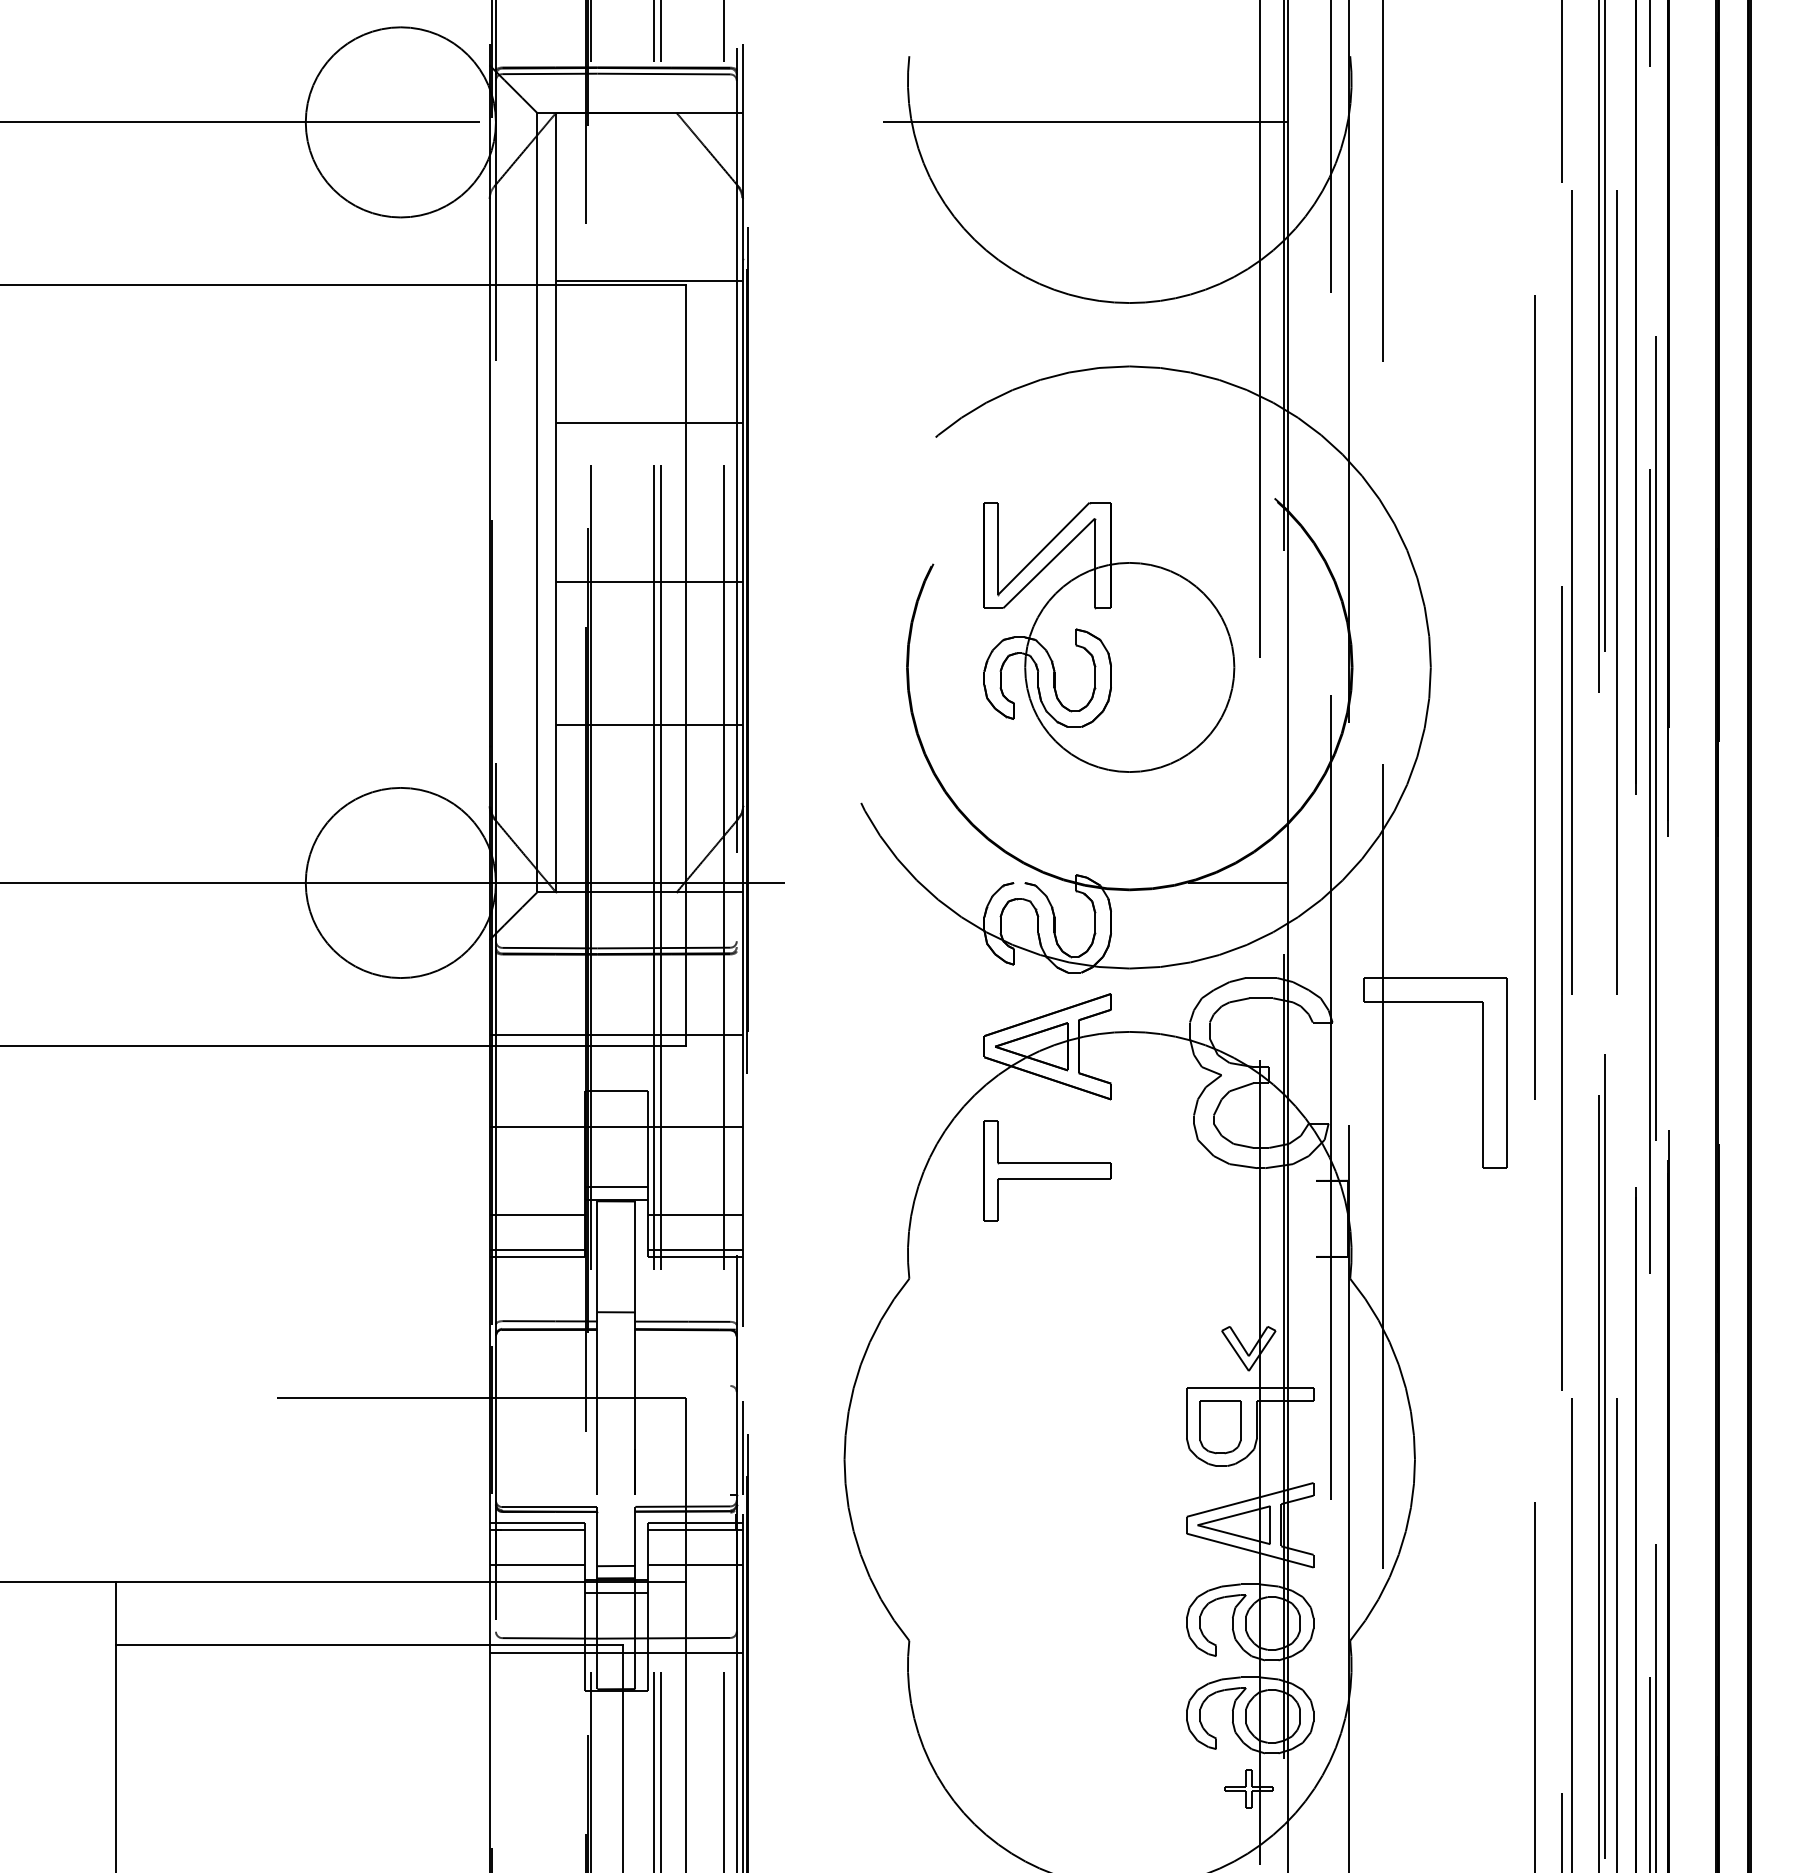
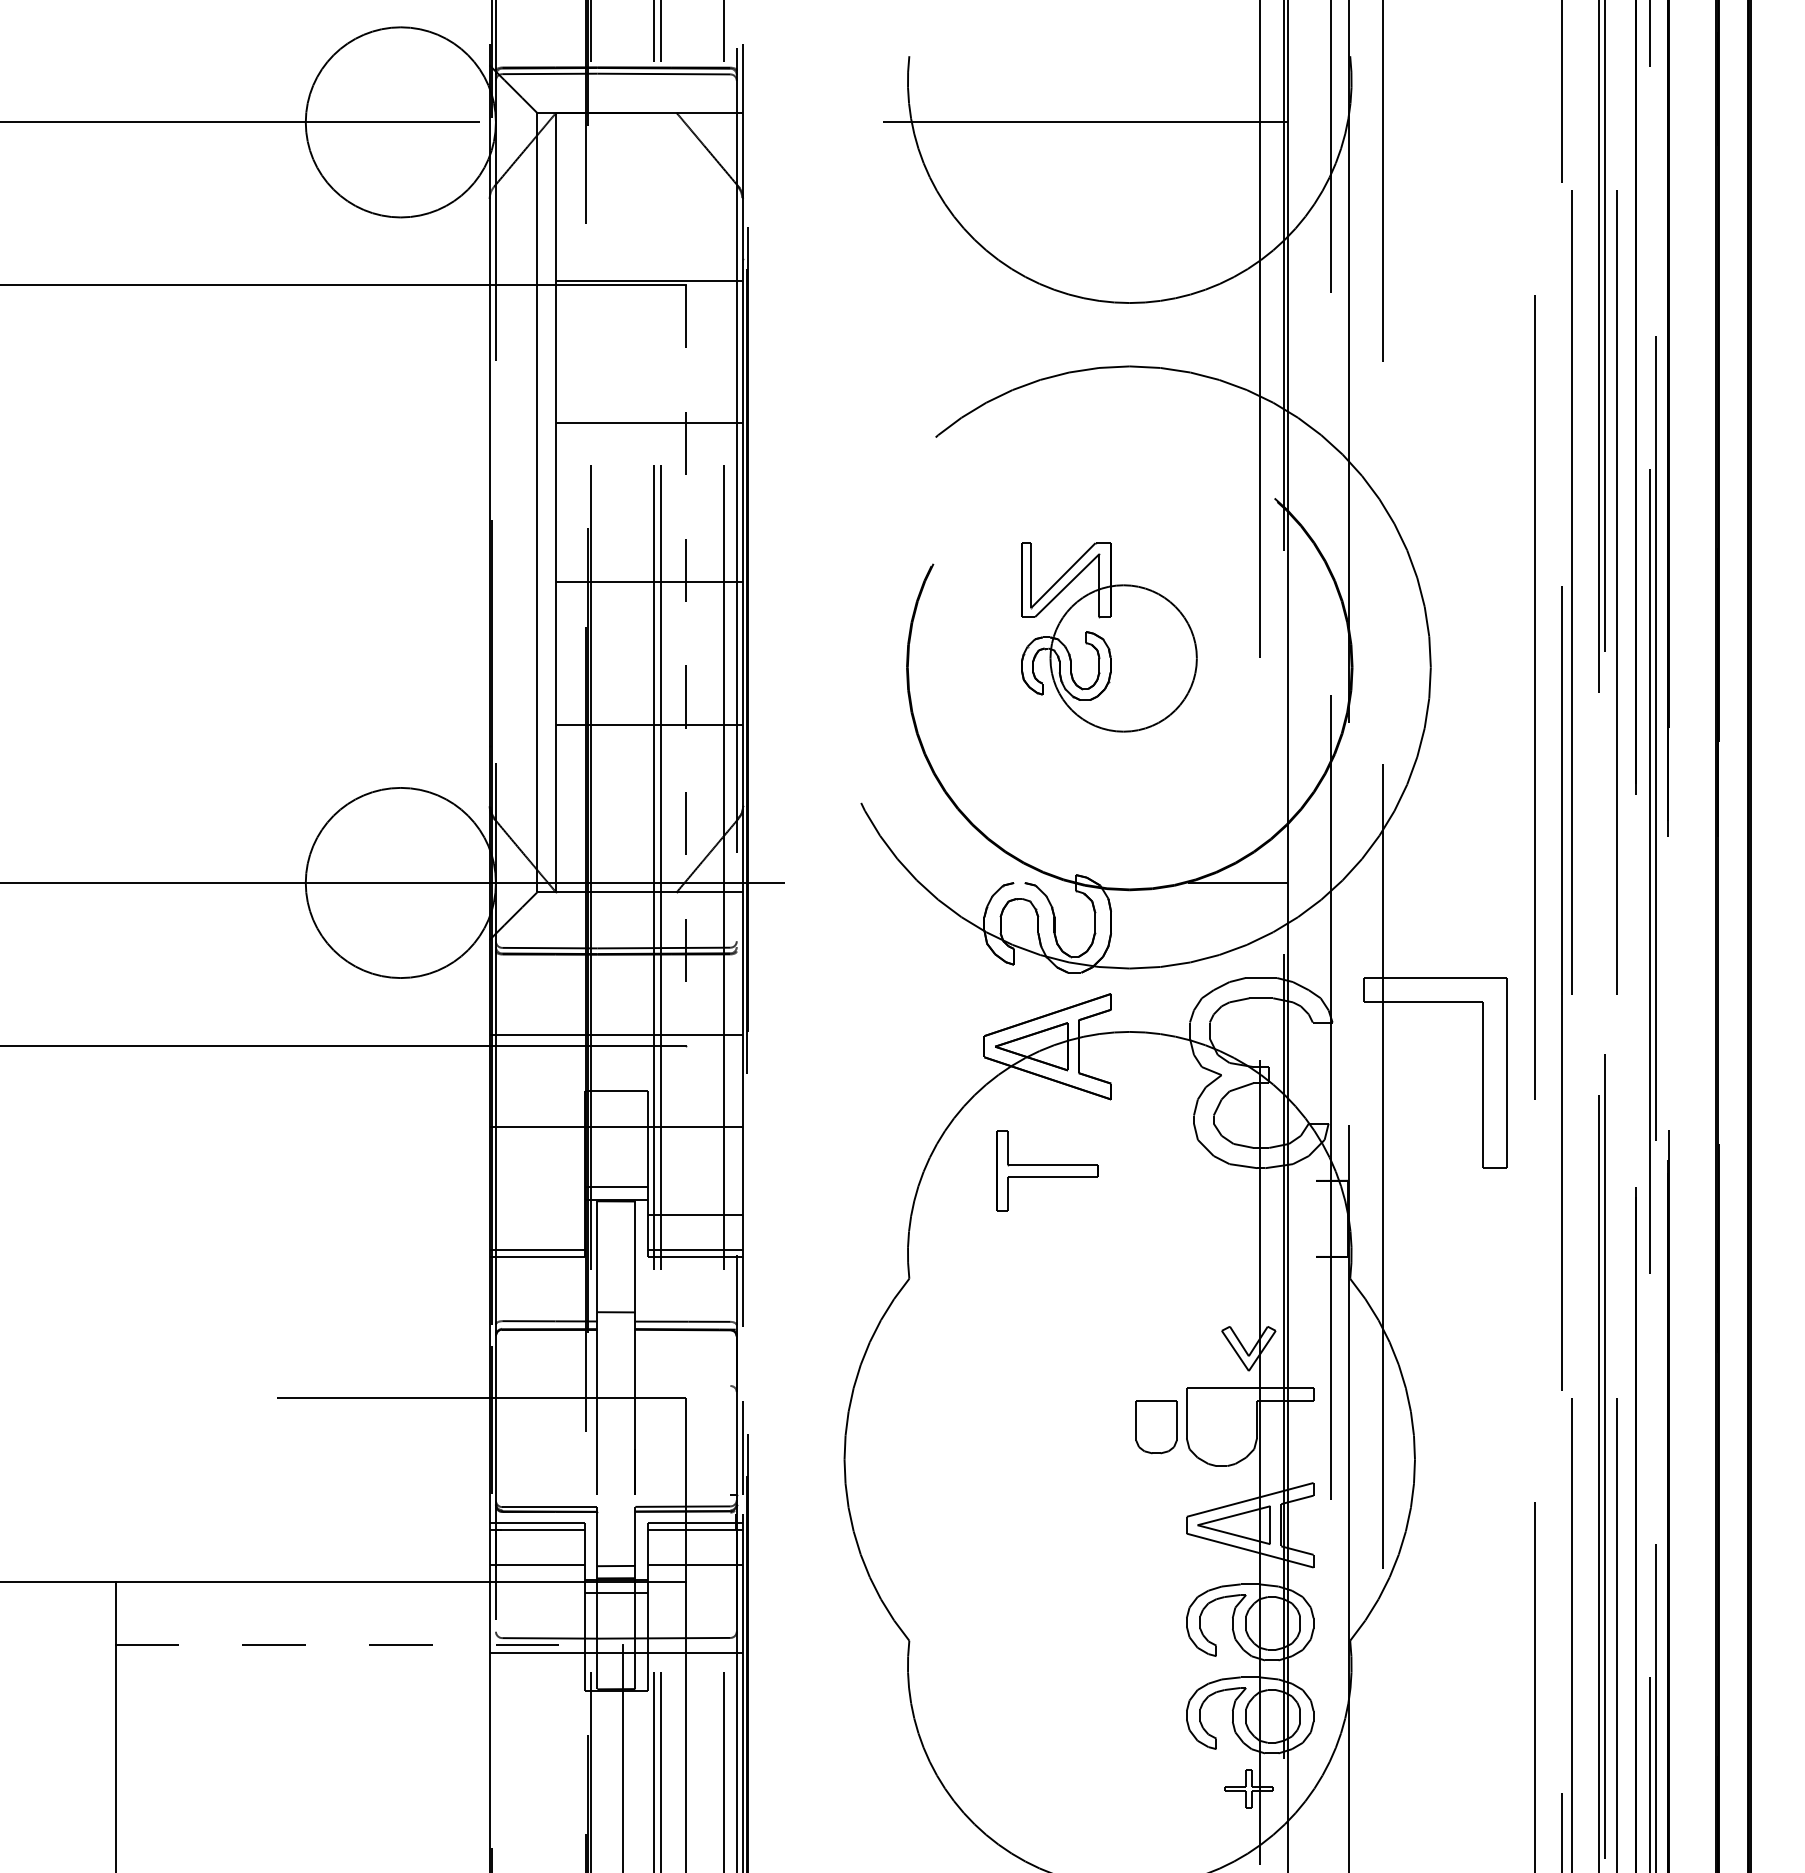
part size: 253x271 px -> 177x191 px (1109, 637)
line: solid -> dashed (686, 665)
part size: 129x102 px -> 103x82 px (1047, 1170)
line: present -> none (536, 1214)
part position: (1220, 1427) -> (1156, 1427) (1156, 1427)
line: solid -> dashed (369, 1645)
